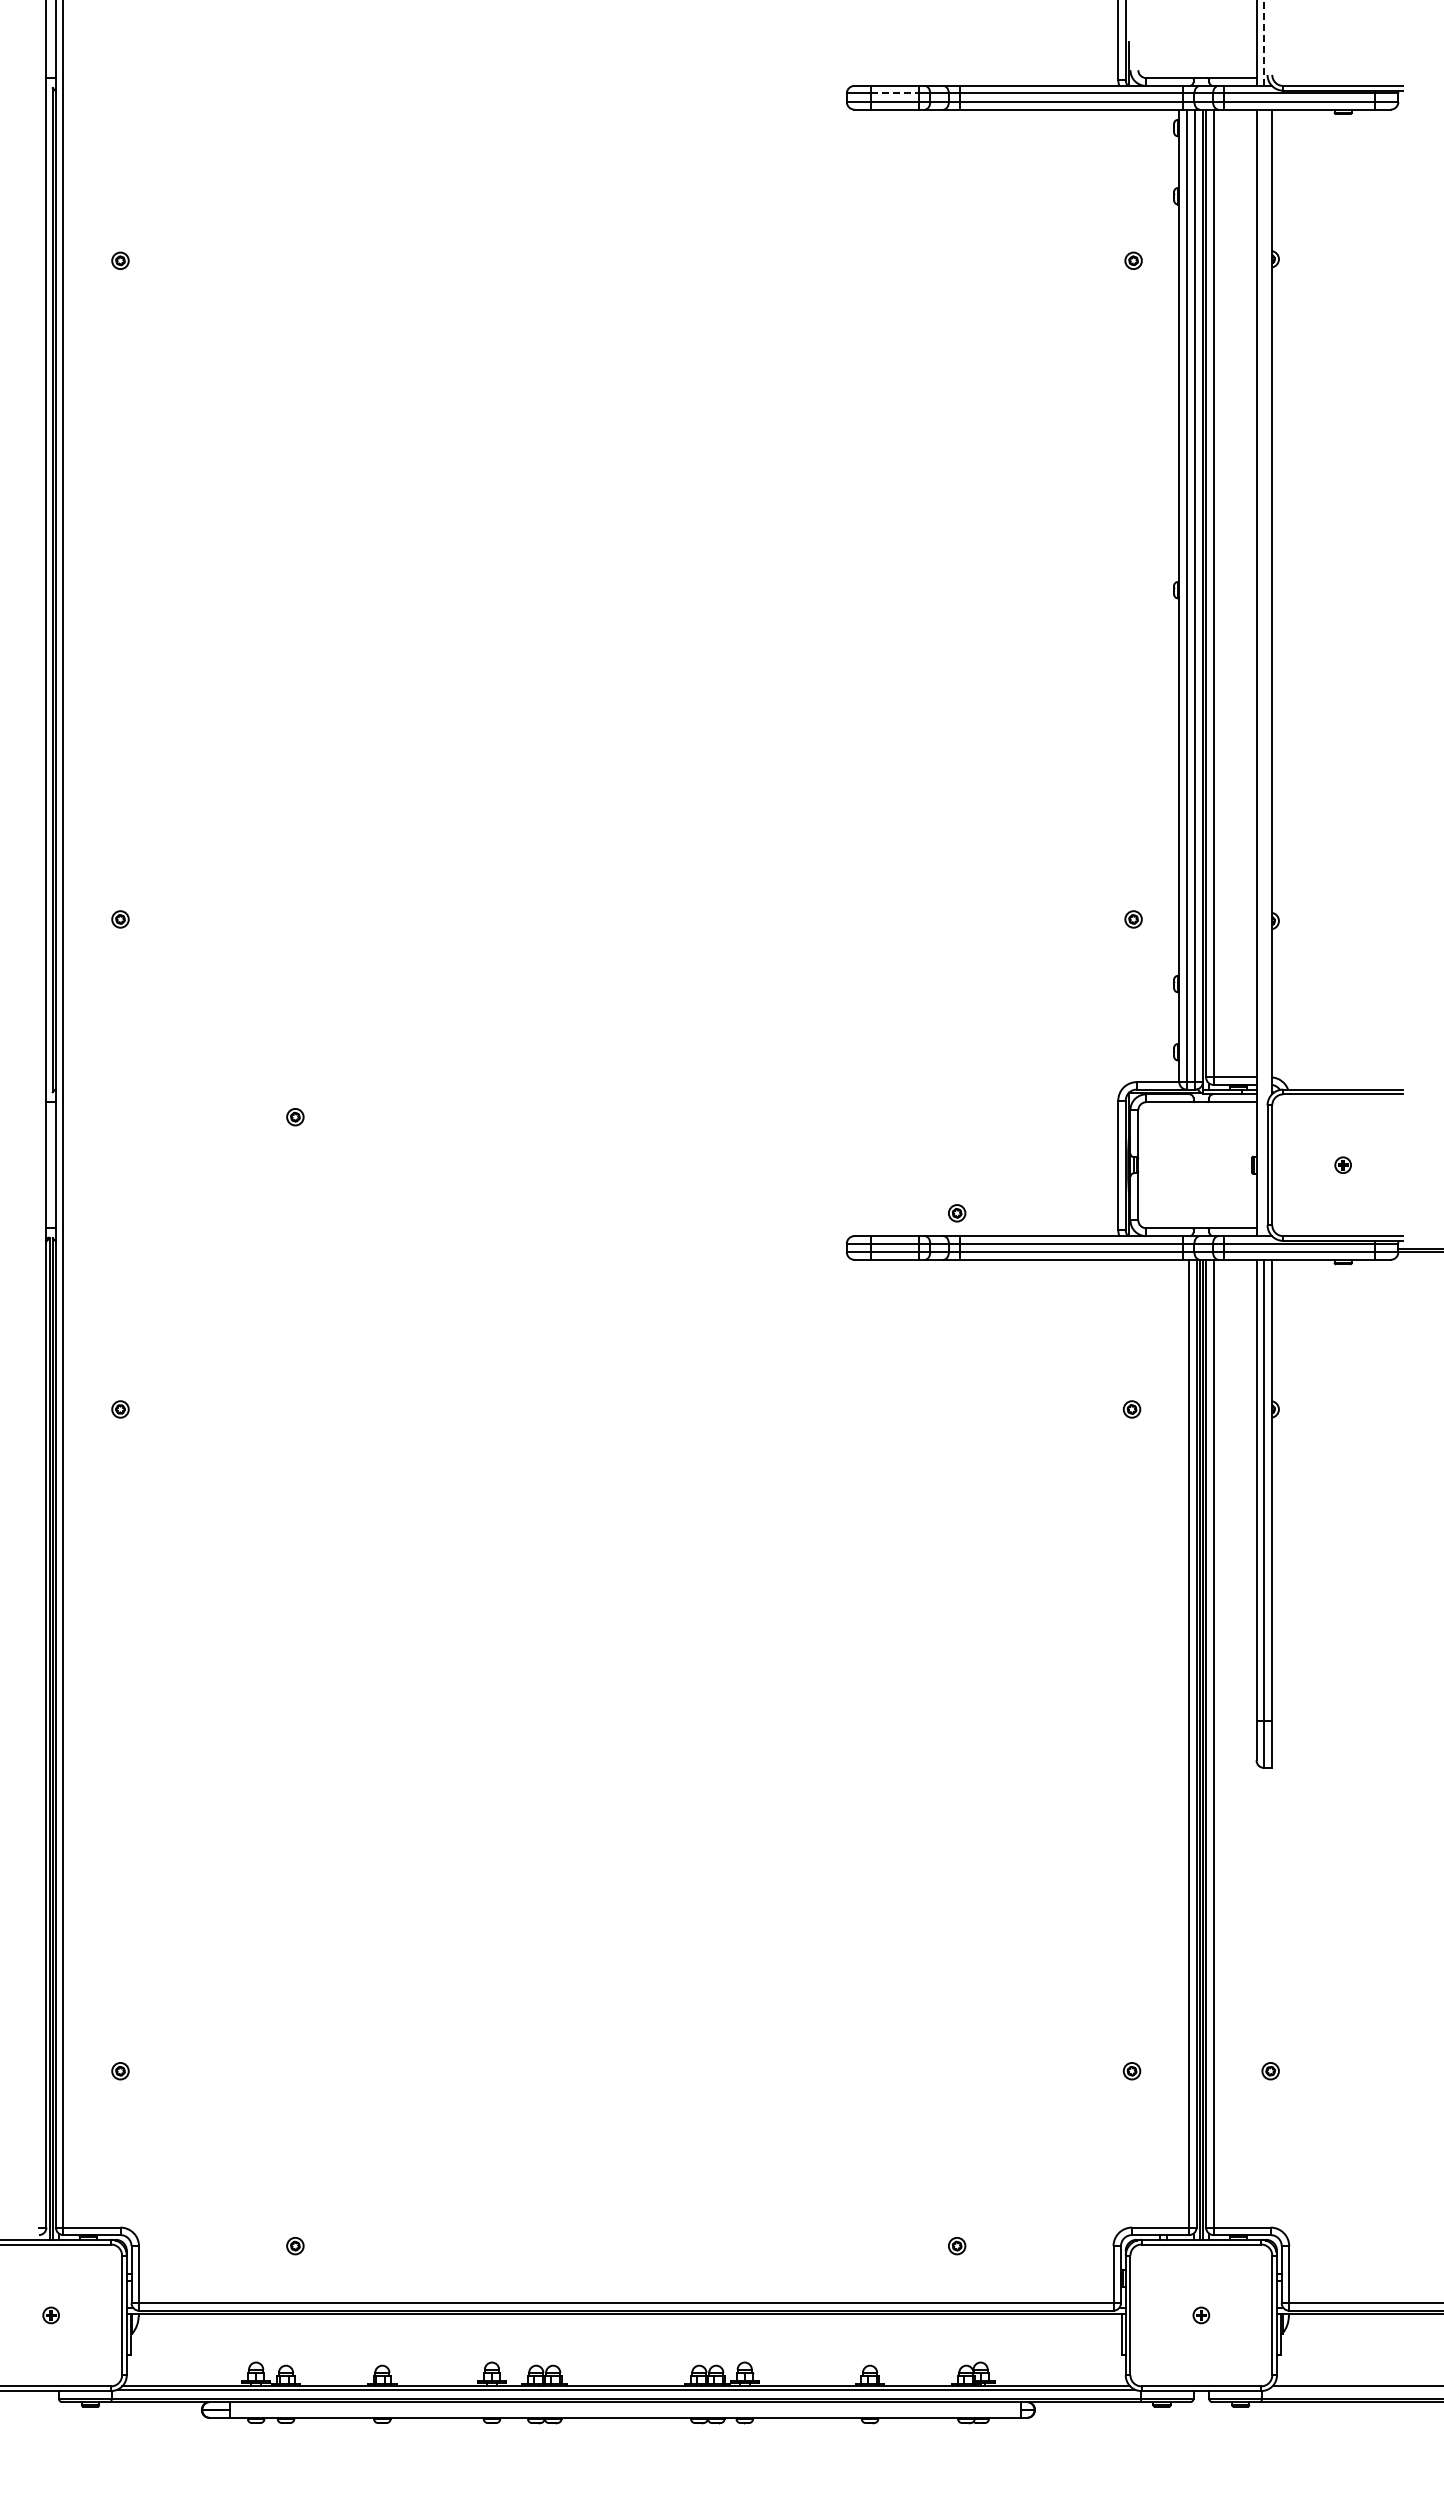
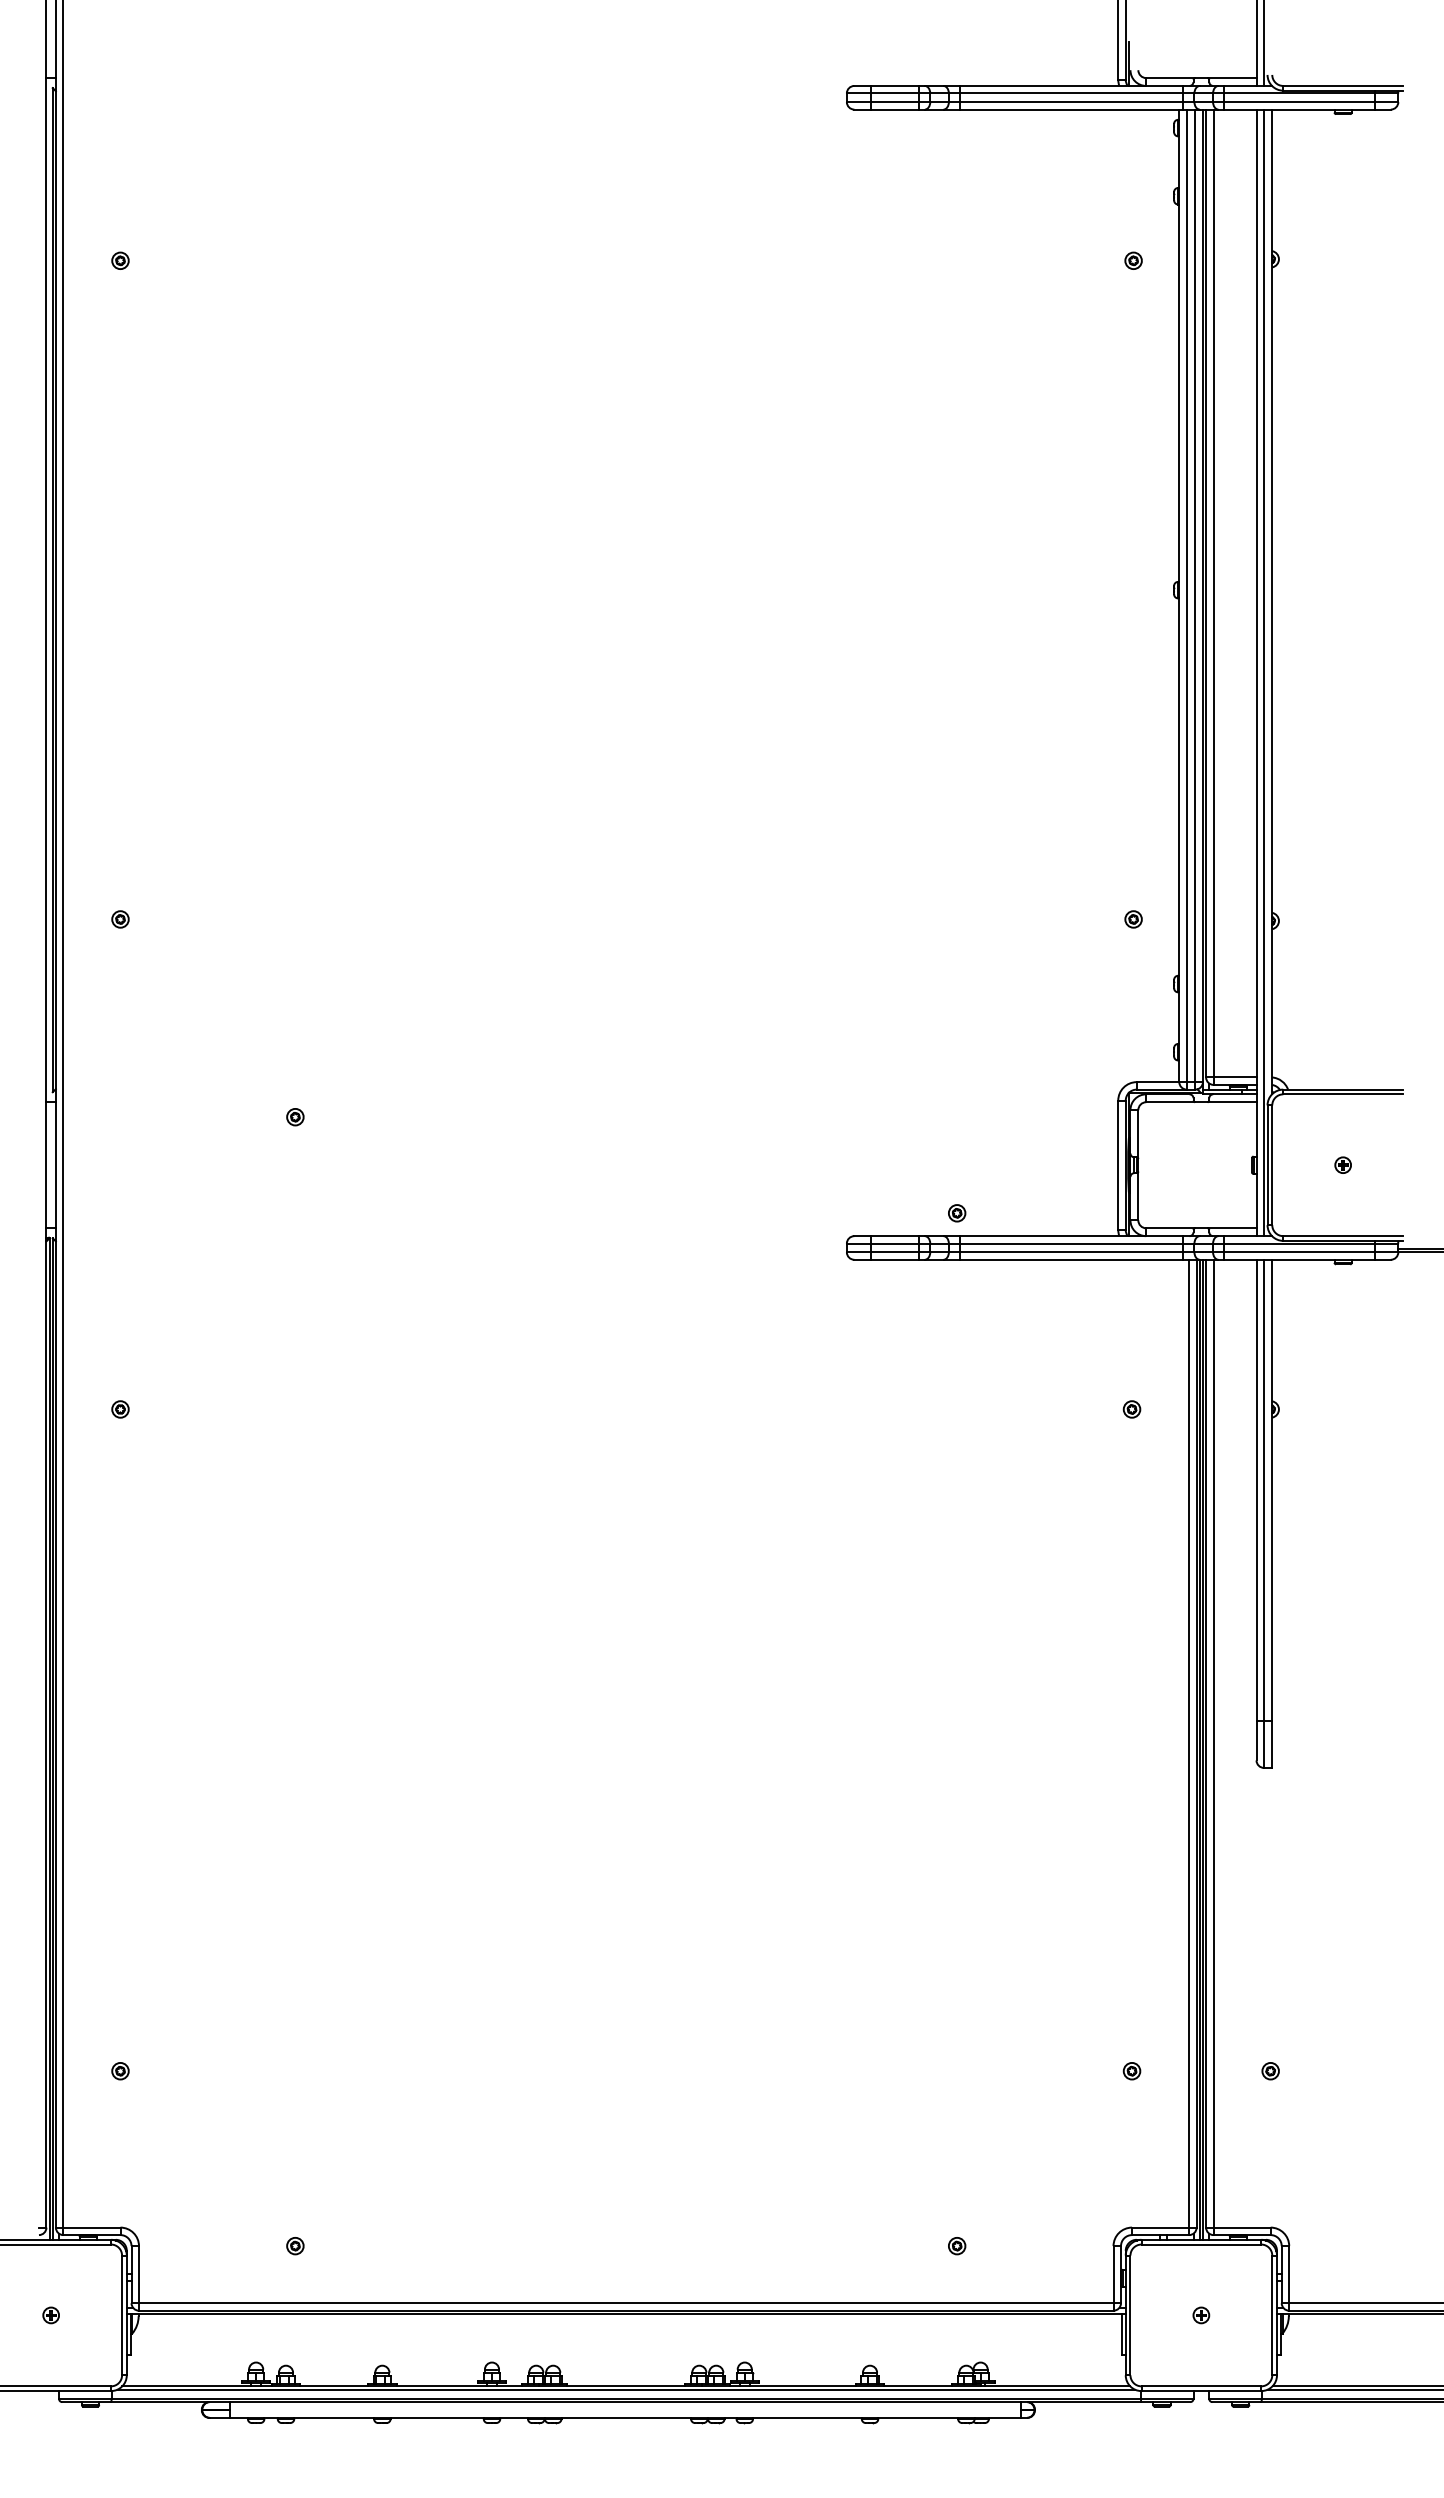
line: dashed -> solid (1264, 43)
line: dashed -> solid (895, 93)
line: none -> present (1264, 672)
line: none -> present (1354, 2389)
